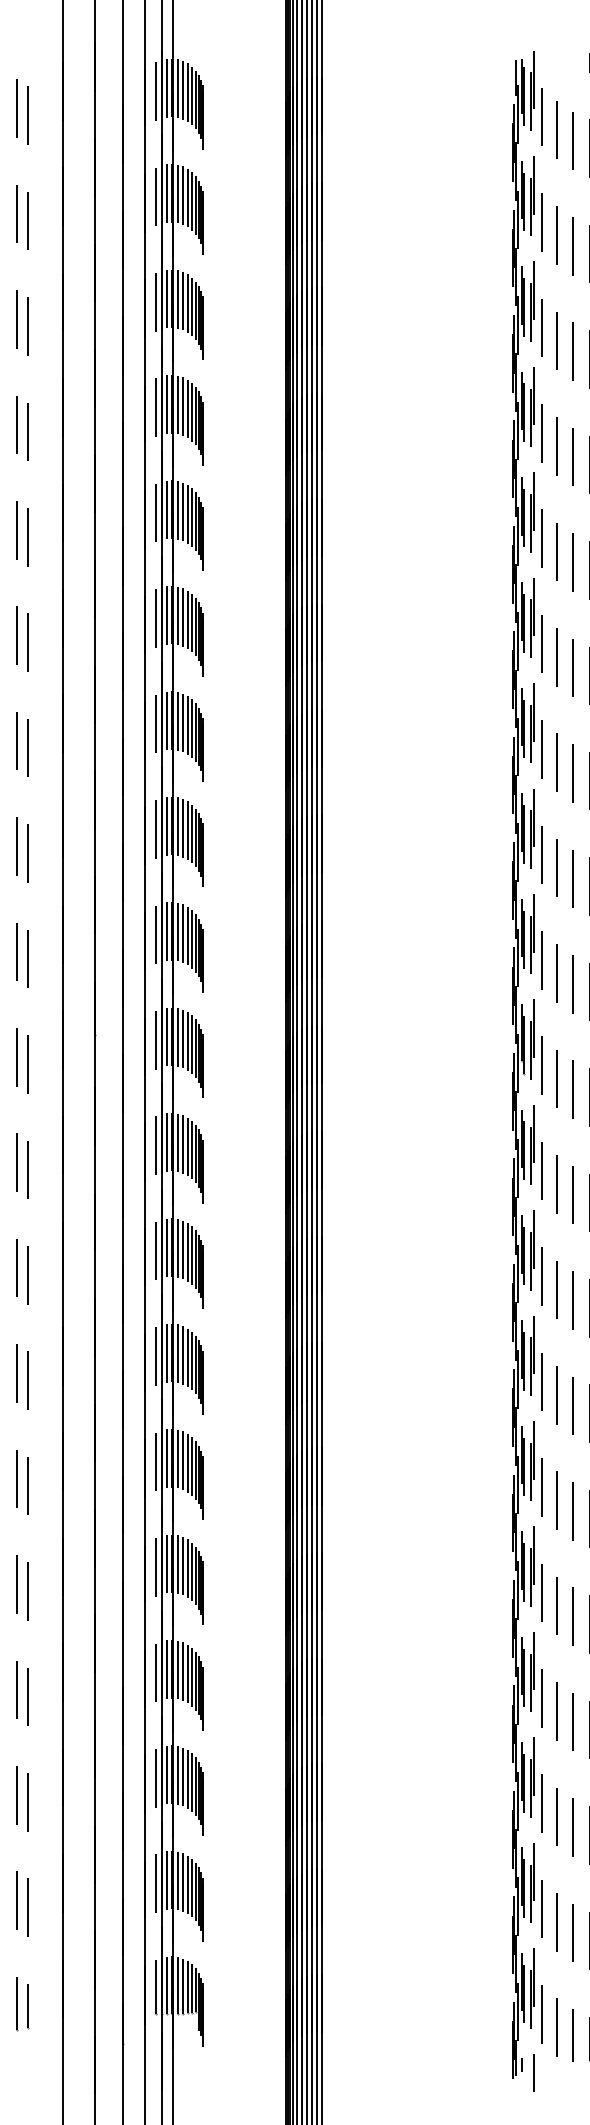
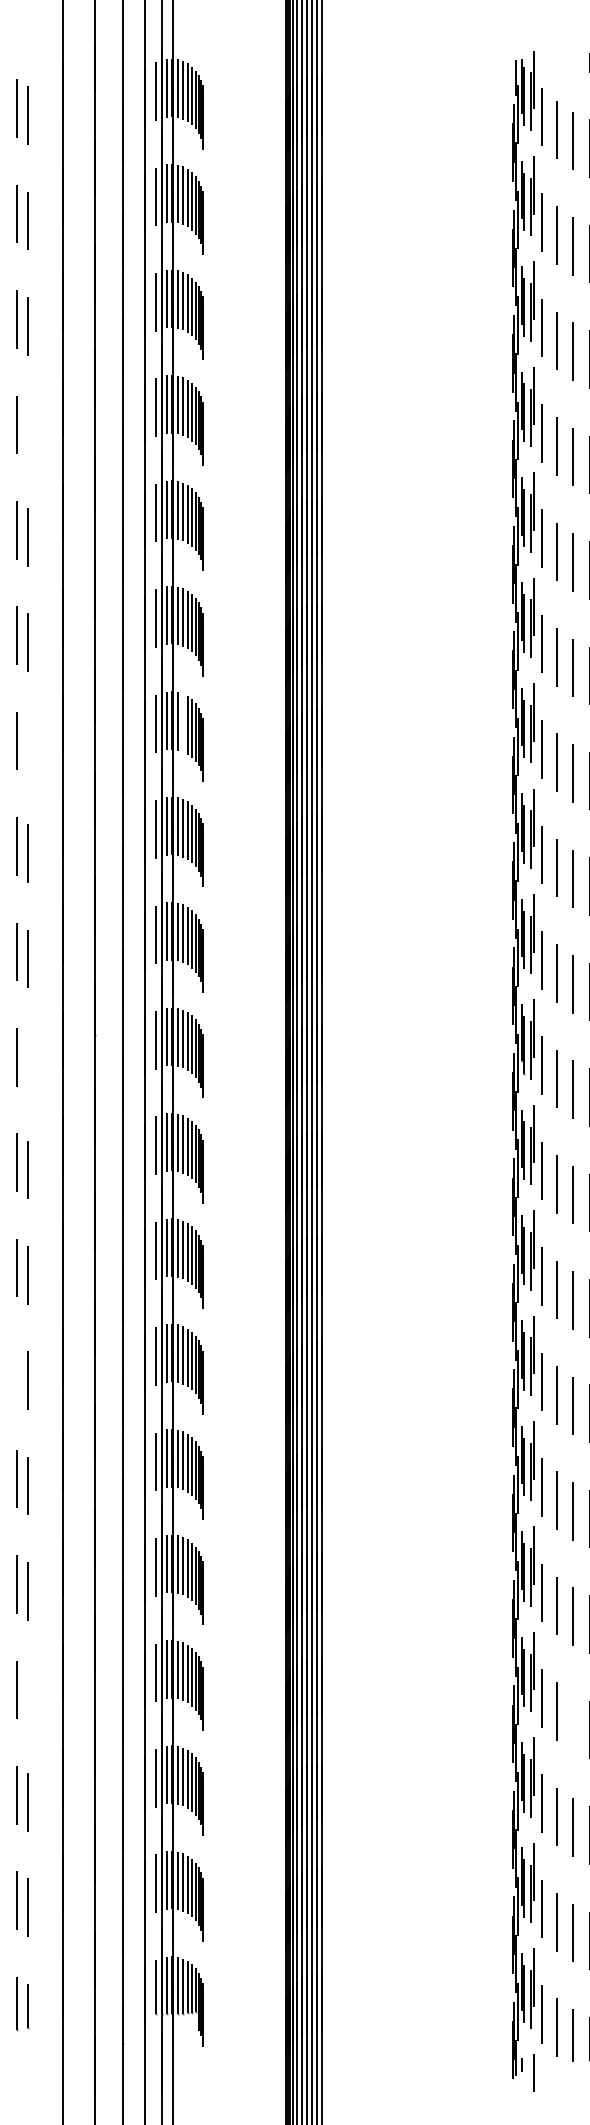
line: present -> none (27, 431)
line: present -> none (183, 722)
line: present -> none (27, 747)
line: present -> none (27, 1064)
line: present -> none (17, 1373)
line: present -> none (27, 1696)
line: present -> none (572, 1721)
